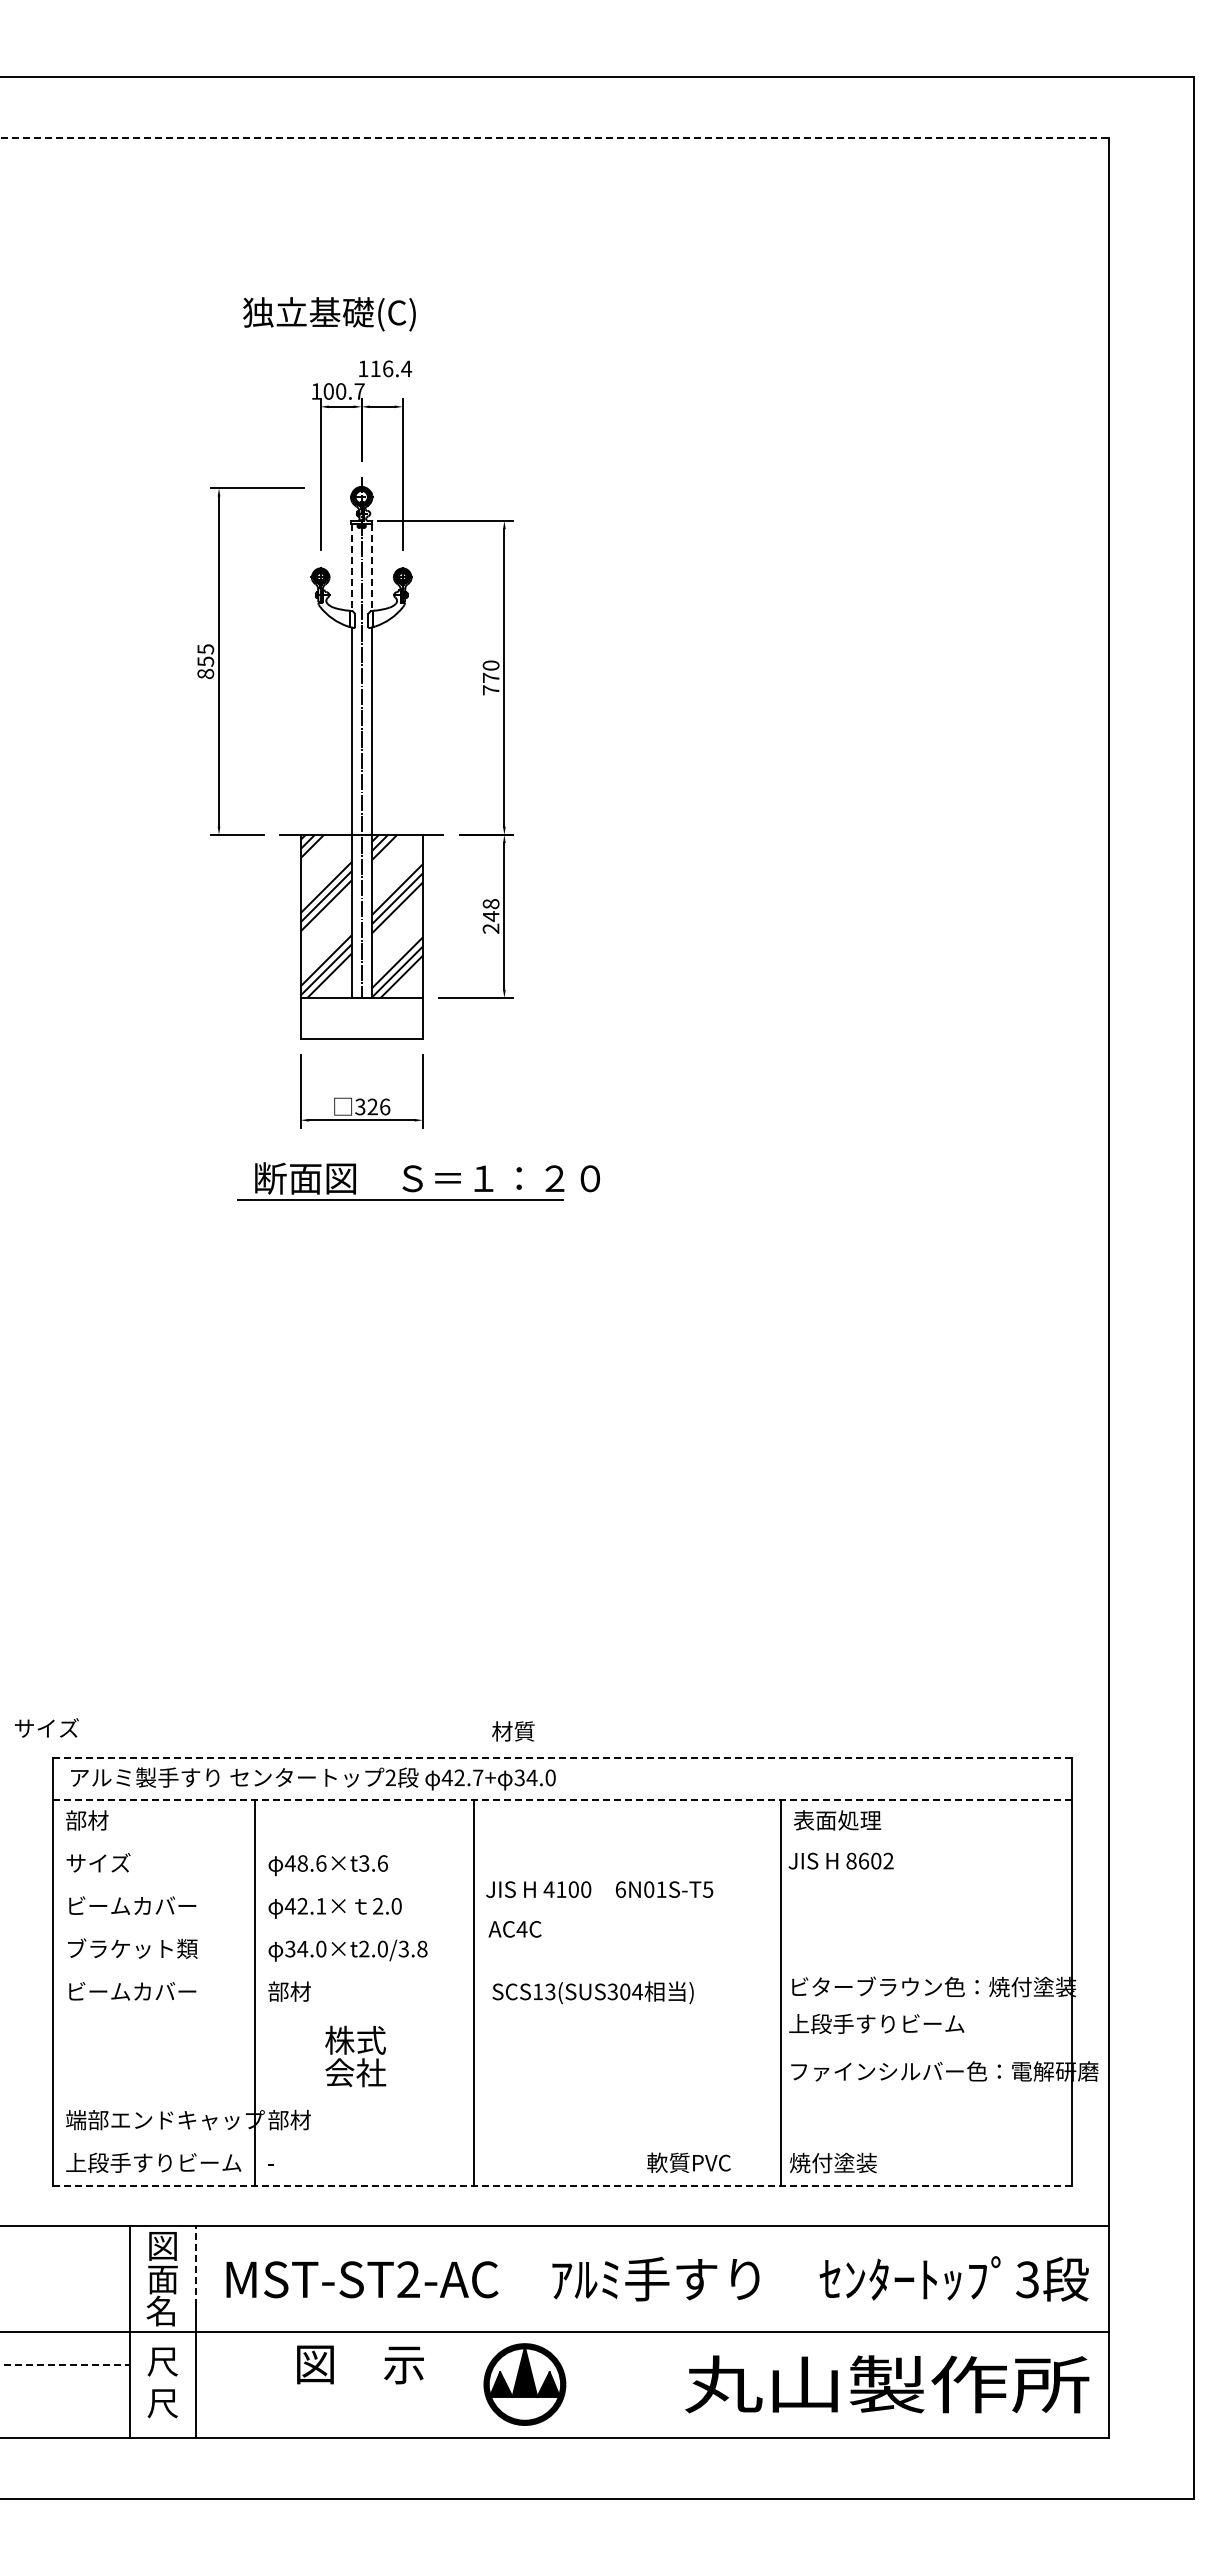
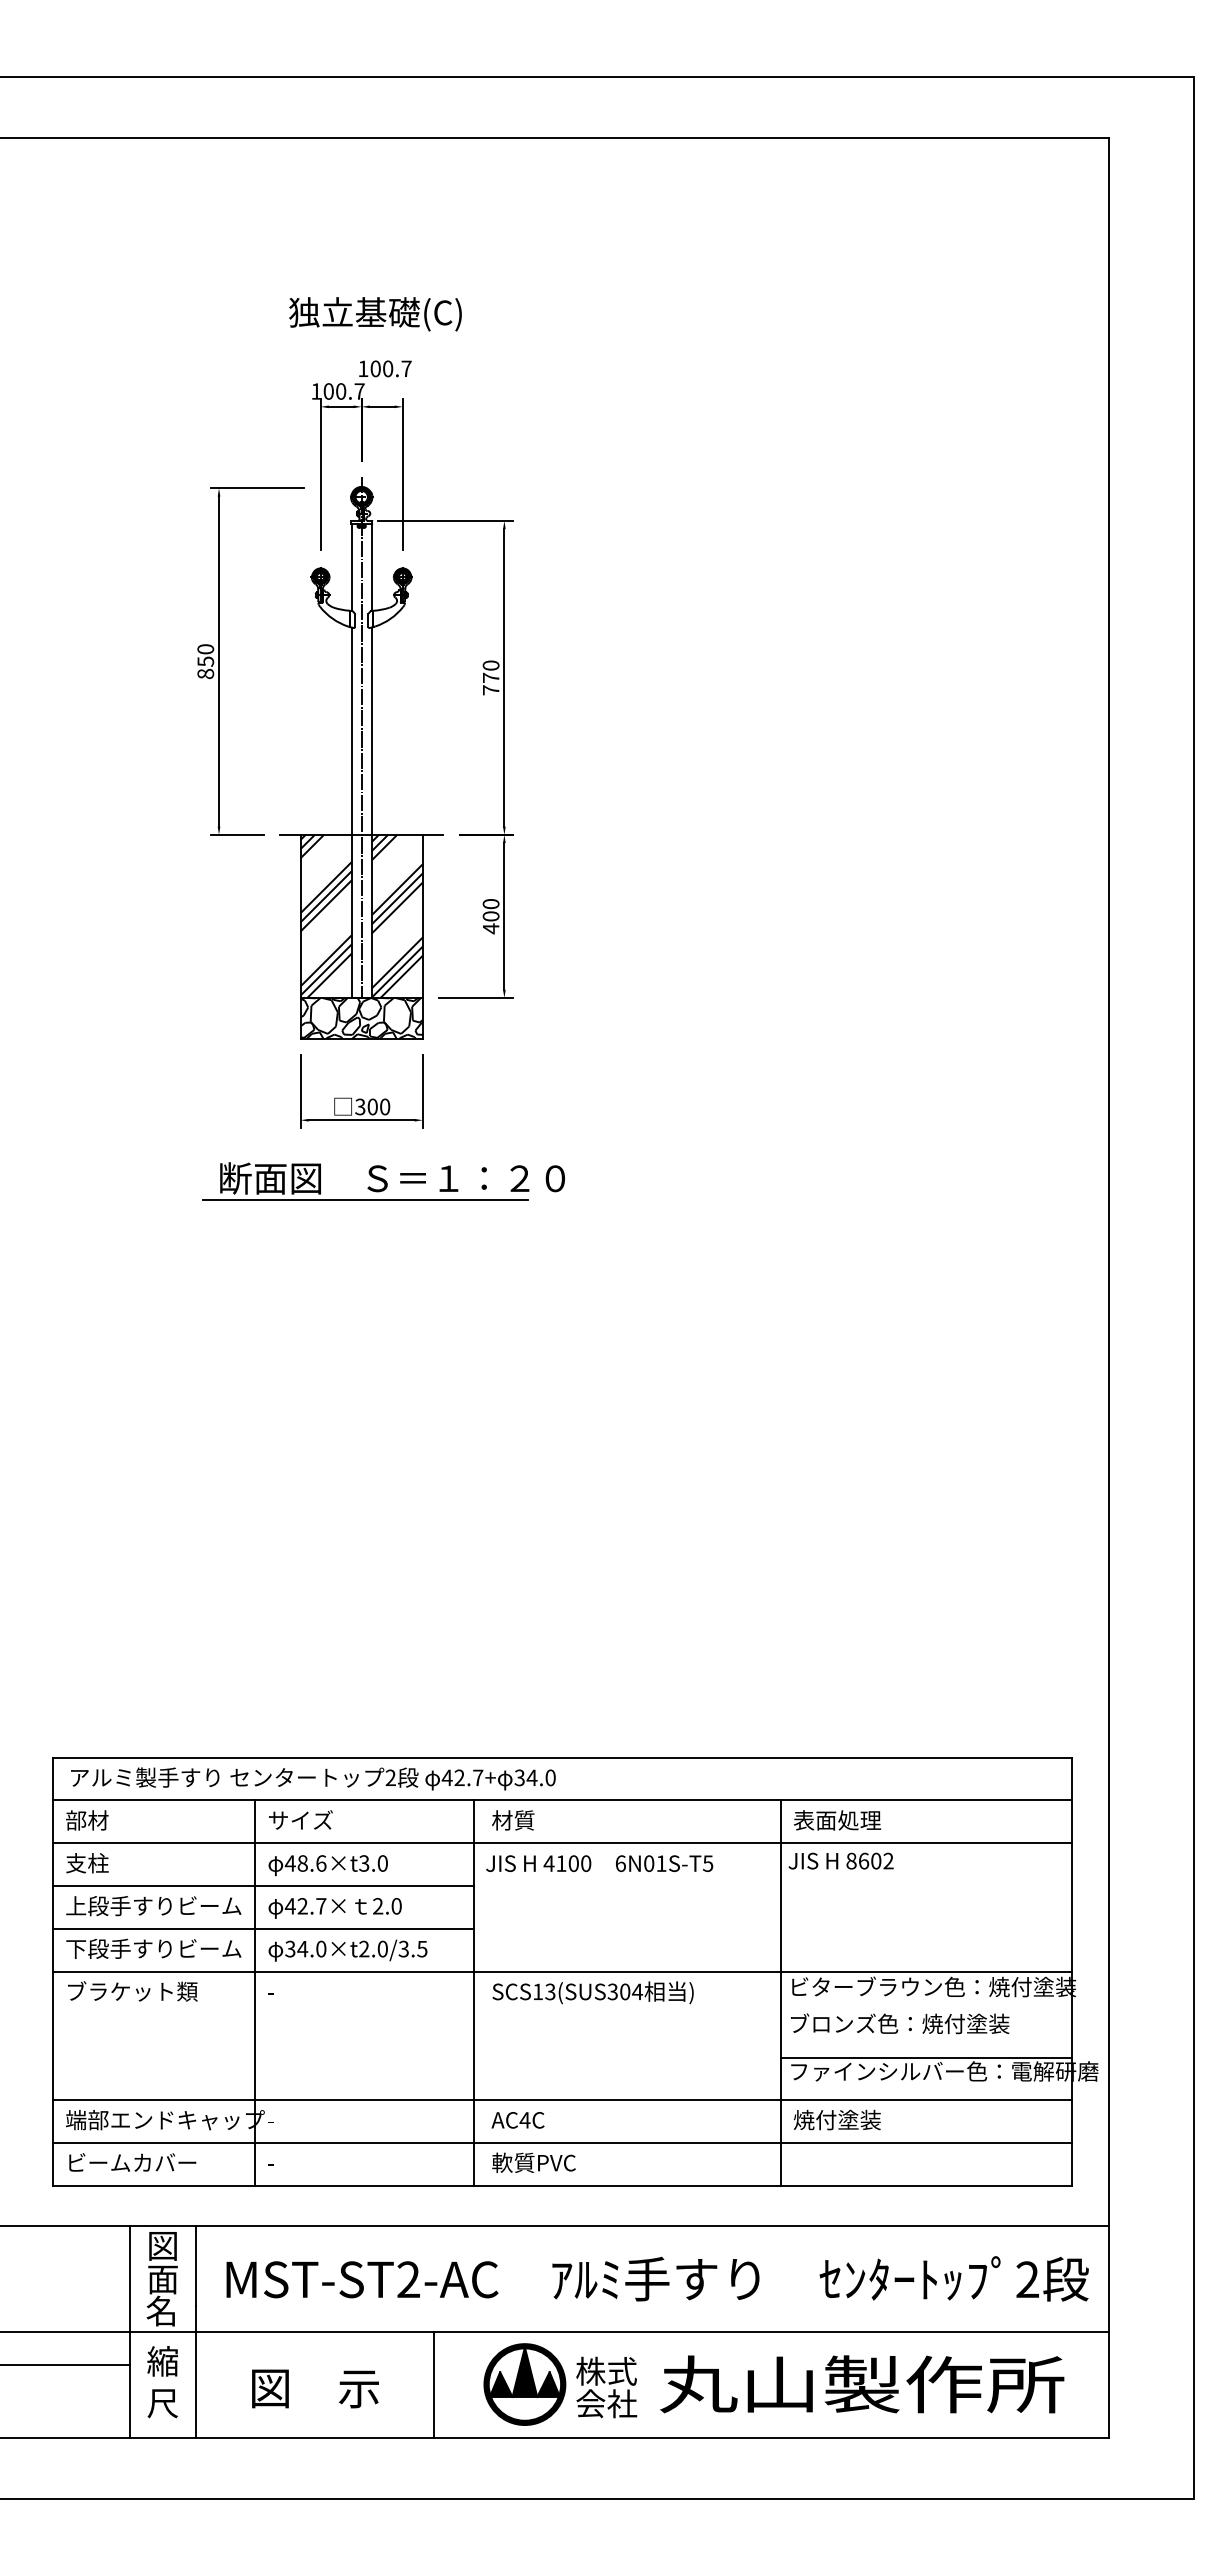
line: dashed -> solid (554, 137)
text position: (329, 314) -> (375, 314) (375, 314)
text: 116.4 -> 100.7 (391, 368)
line: dashed -> solid (351, 567)
line: dashed -> solid (371, 567)
text: 855 -> 850 (205, 649)
text: 248 -> 400 (490, 916)
hatch: none -> present (361, 1017)
text: 326 -> 300 (378, 1106)
part position: (418, 1181) -> (383, 1181) (383, 1181)
text position: (46, 1727) -> (300, 1819) (300, 1819)
text position: (513, 1731) -> (513, 1820) (513, 1820)
line: dashed -> solid (562, 1757)
line: dashed -> solid (562, 1800)
line: none -> present (562, 1843)
text: サイズ -> 支柱 (98, 1863)
text: 48.6×t3.6 -> 48.6×t3.0 (382, 1863)
line: none -> present (263, 1885)
text position: (599, 1889) -> (599, 1863) (599, 1863)
text: ビームカバー -> 上段手すりビーム (153, 1906)
text: 42.1× -> 42.7× (321, 1906)
line: none -> present (263, 1928)
text position: (514, 1929) -> (517, 2120) (517, 2120)
text: ブラケット類 -> 下段手すりビーム (153, 1948)
text: 34.0×t2.0/3.8 -> 34.0×t2.0/3.5 (422, 1948)
line: none -> present (562, 1971)
text: ビームカバー -> ブラケット類 (132, 1991)
text: 部材 -> - (289, 1991)
text: 上段手すりビーム -> ブロンズ色：焼付塗装 (899, 2023)
text position: (355, 2056) -> (606, 2387) (606, 2387)
line: none -> present (926, 2058)
line: none -> present (562, 2099)
text: 部材 -> - (289, 2119)
line: none -> present (562, 2142)
text: 上段手すりビーム -> ビームカバー (153, 2162)
text position: (688, 2162) -> (533, 2162) (533, 2162)
text position: (833, 2162) -> (837, 2119) (837, 2119)
line: dashed -> solid (562, 2185)
line: dashed -> solid (196, 2266)
text: 3 -> 2 (1027, 2279)
text: 尺 -> 縮 (162, 2361)
line: dashed -> solid (65, 2364)
text position: (360, 2364) -> (315, 2388) (315, 2388)
text position: (887, 2384) -> (862, 2384) (862, 2384)
line: none -> present (433, 2385)
